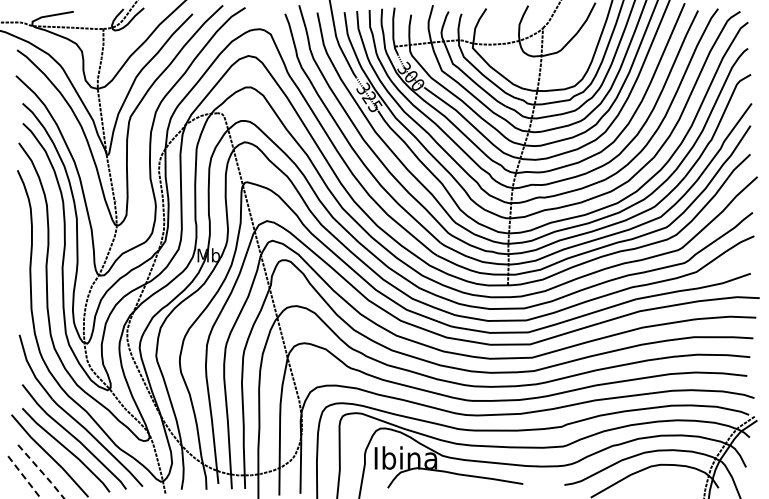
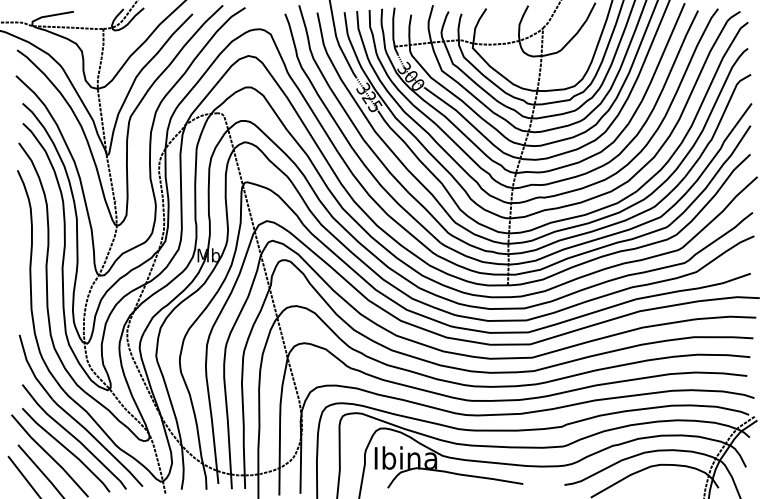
line: dashed -> solid (42, 472)
line: dashed -> solid (24, 477)
